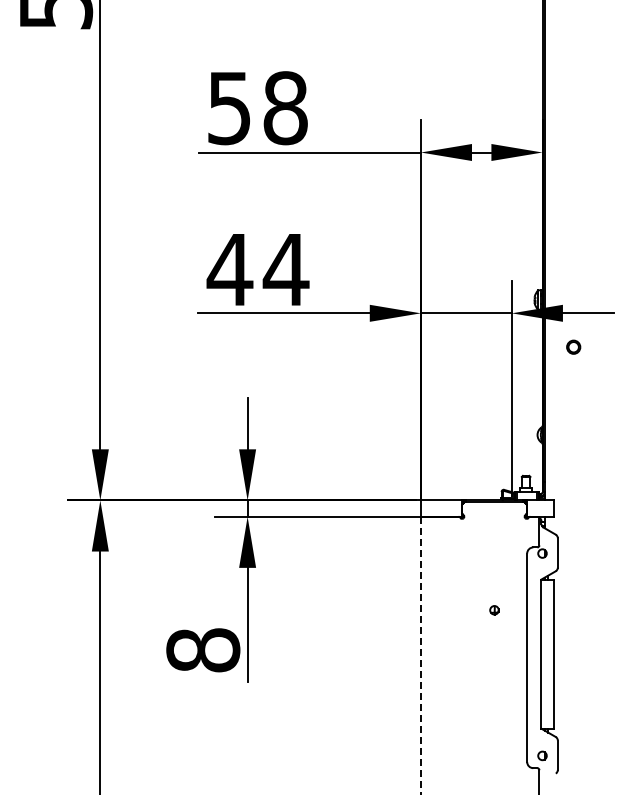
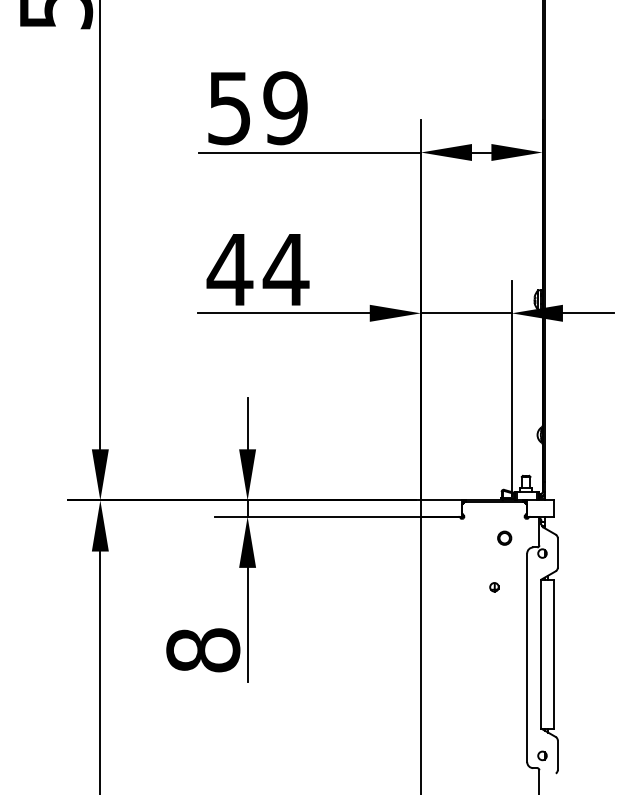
text: 58 -> 59 (285, 108)
circle position: (573, 346) -> (504, 537) (504, 537)
part position: (494, 610) -> (494, 587) (494, 587)
line: dashed -> solid (420, 655)
